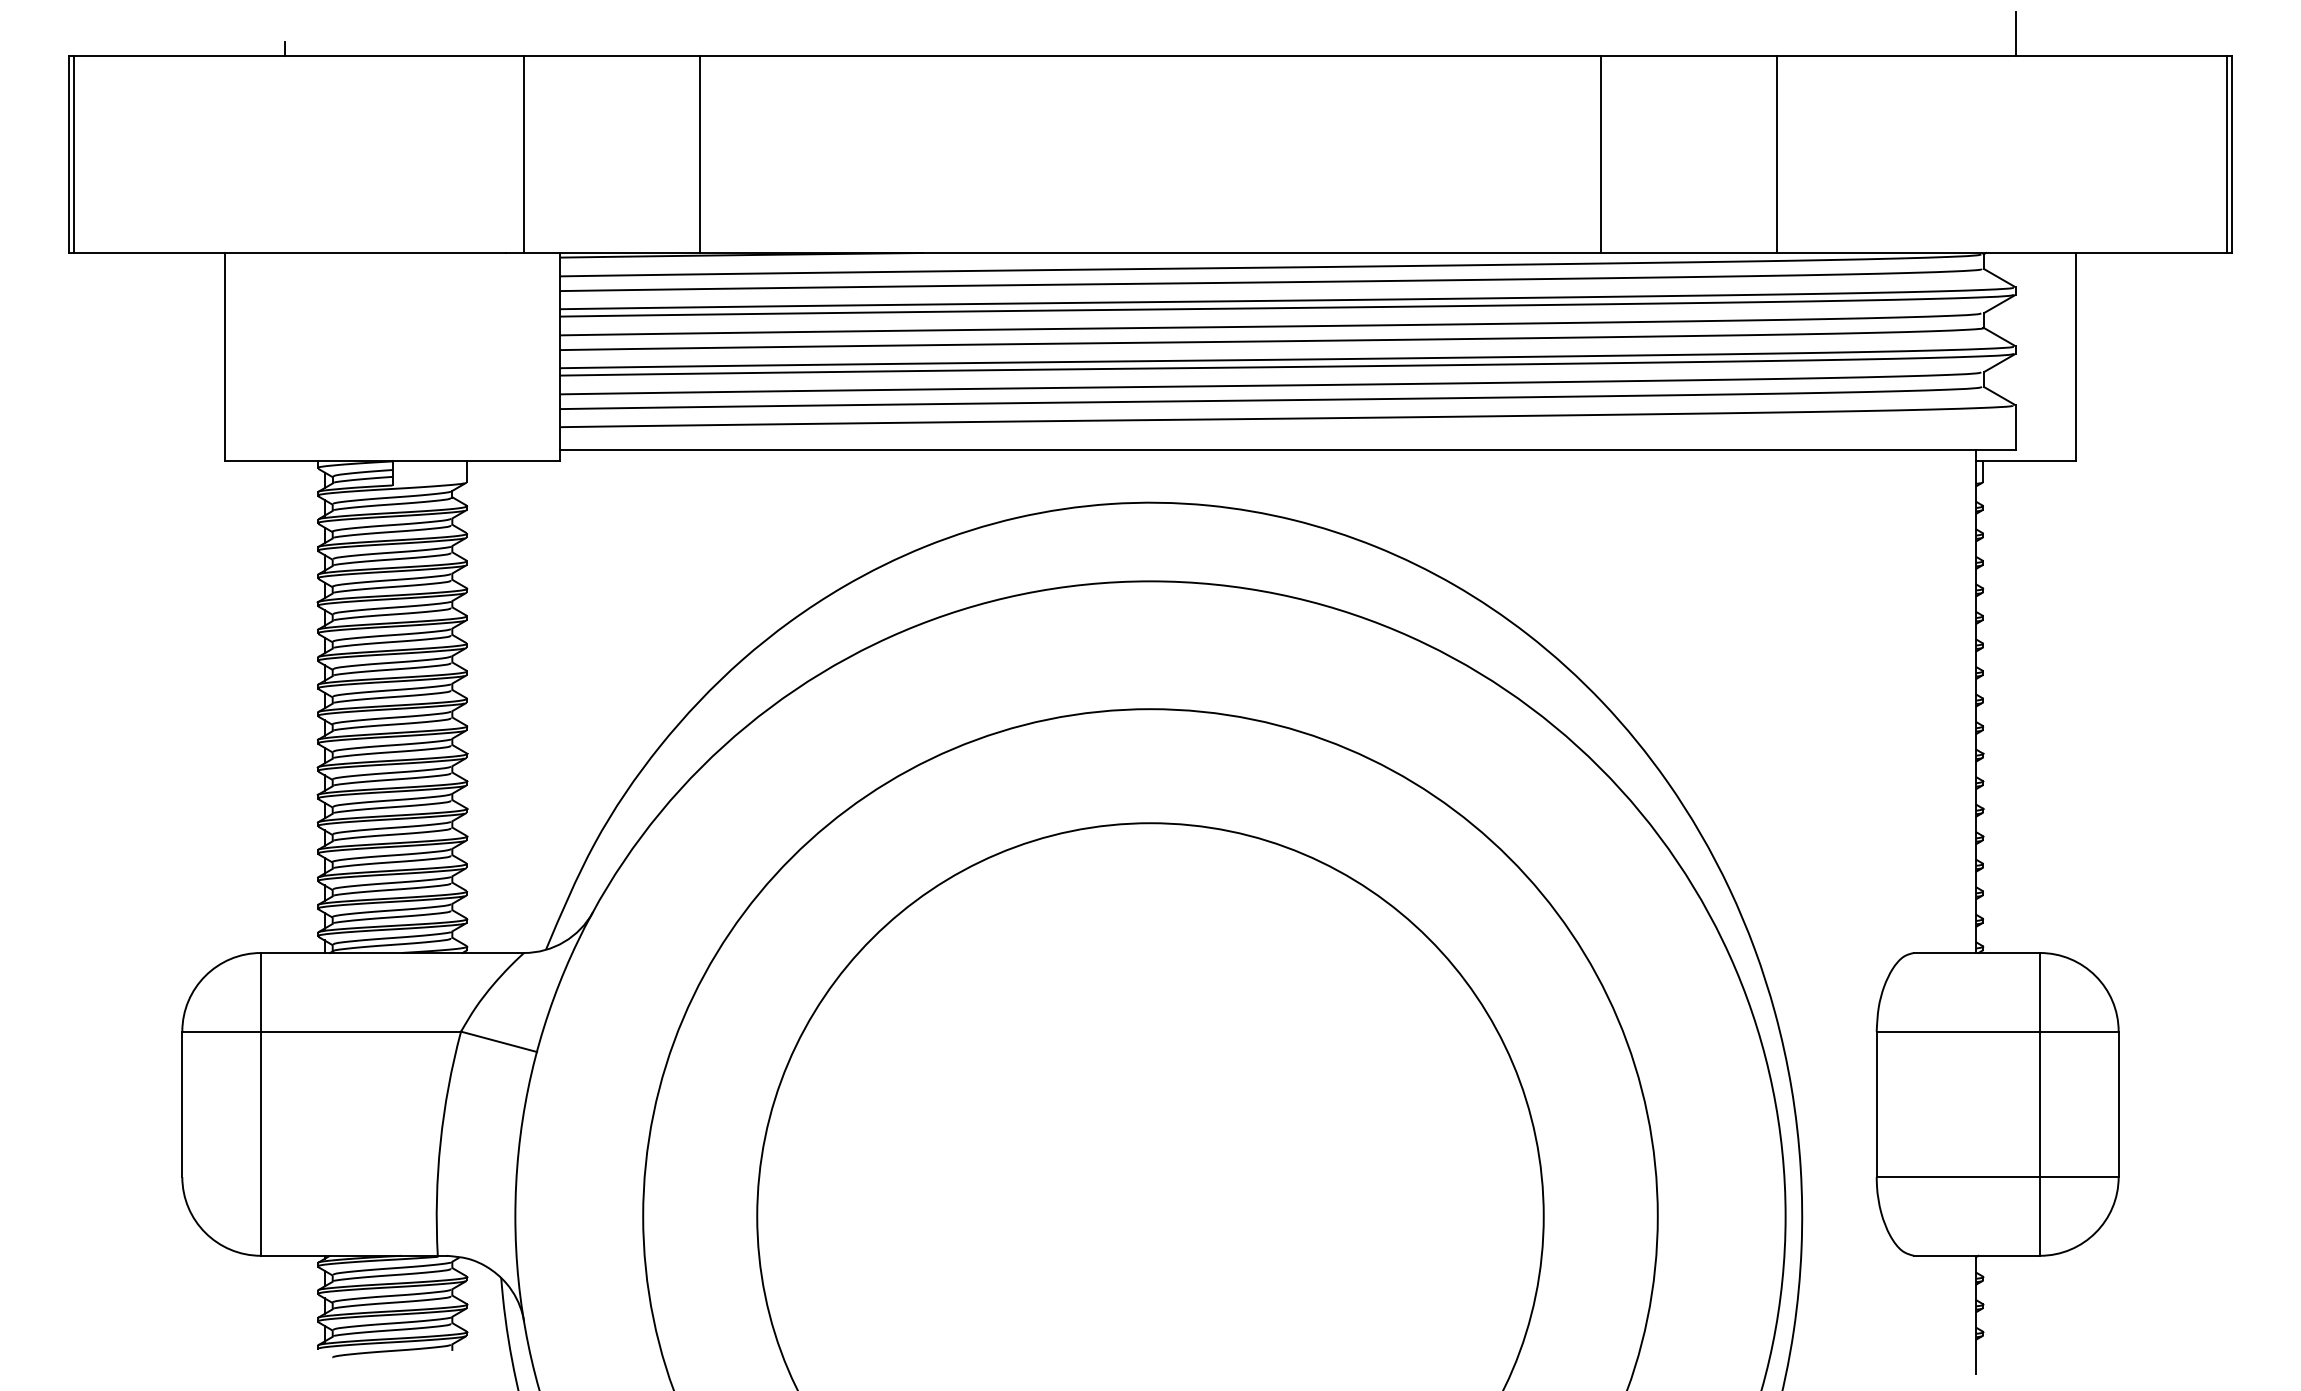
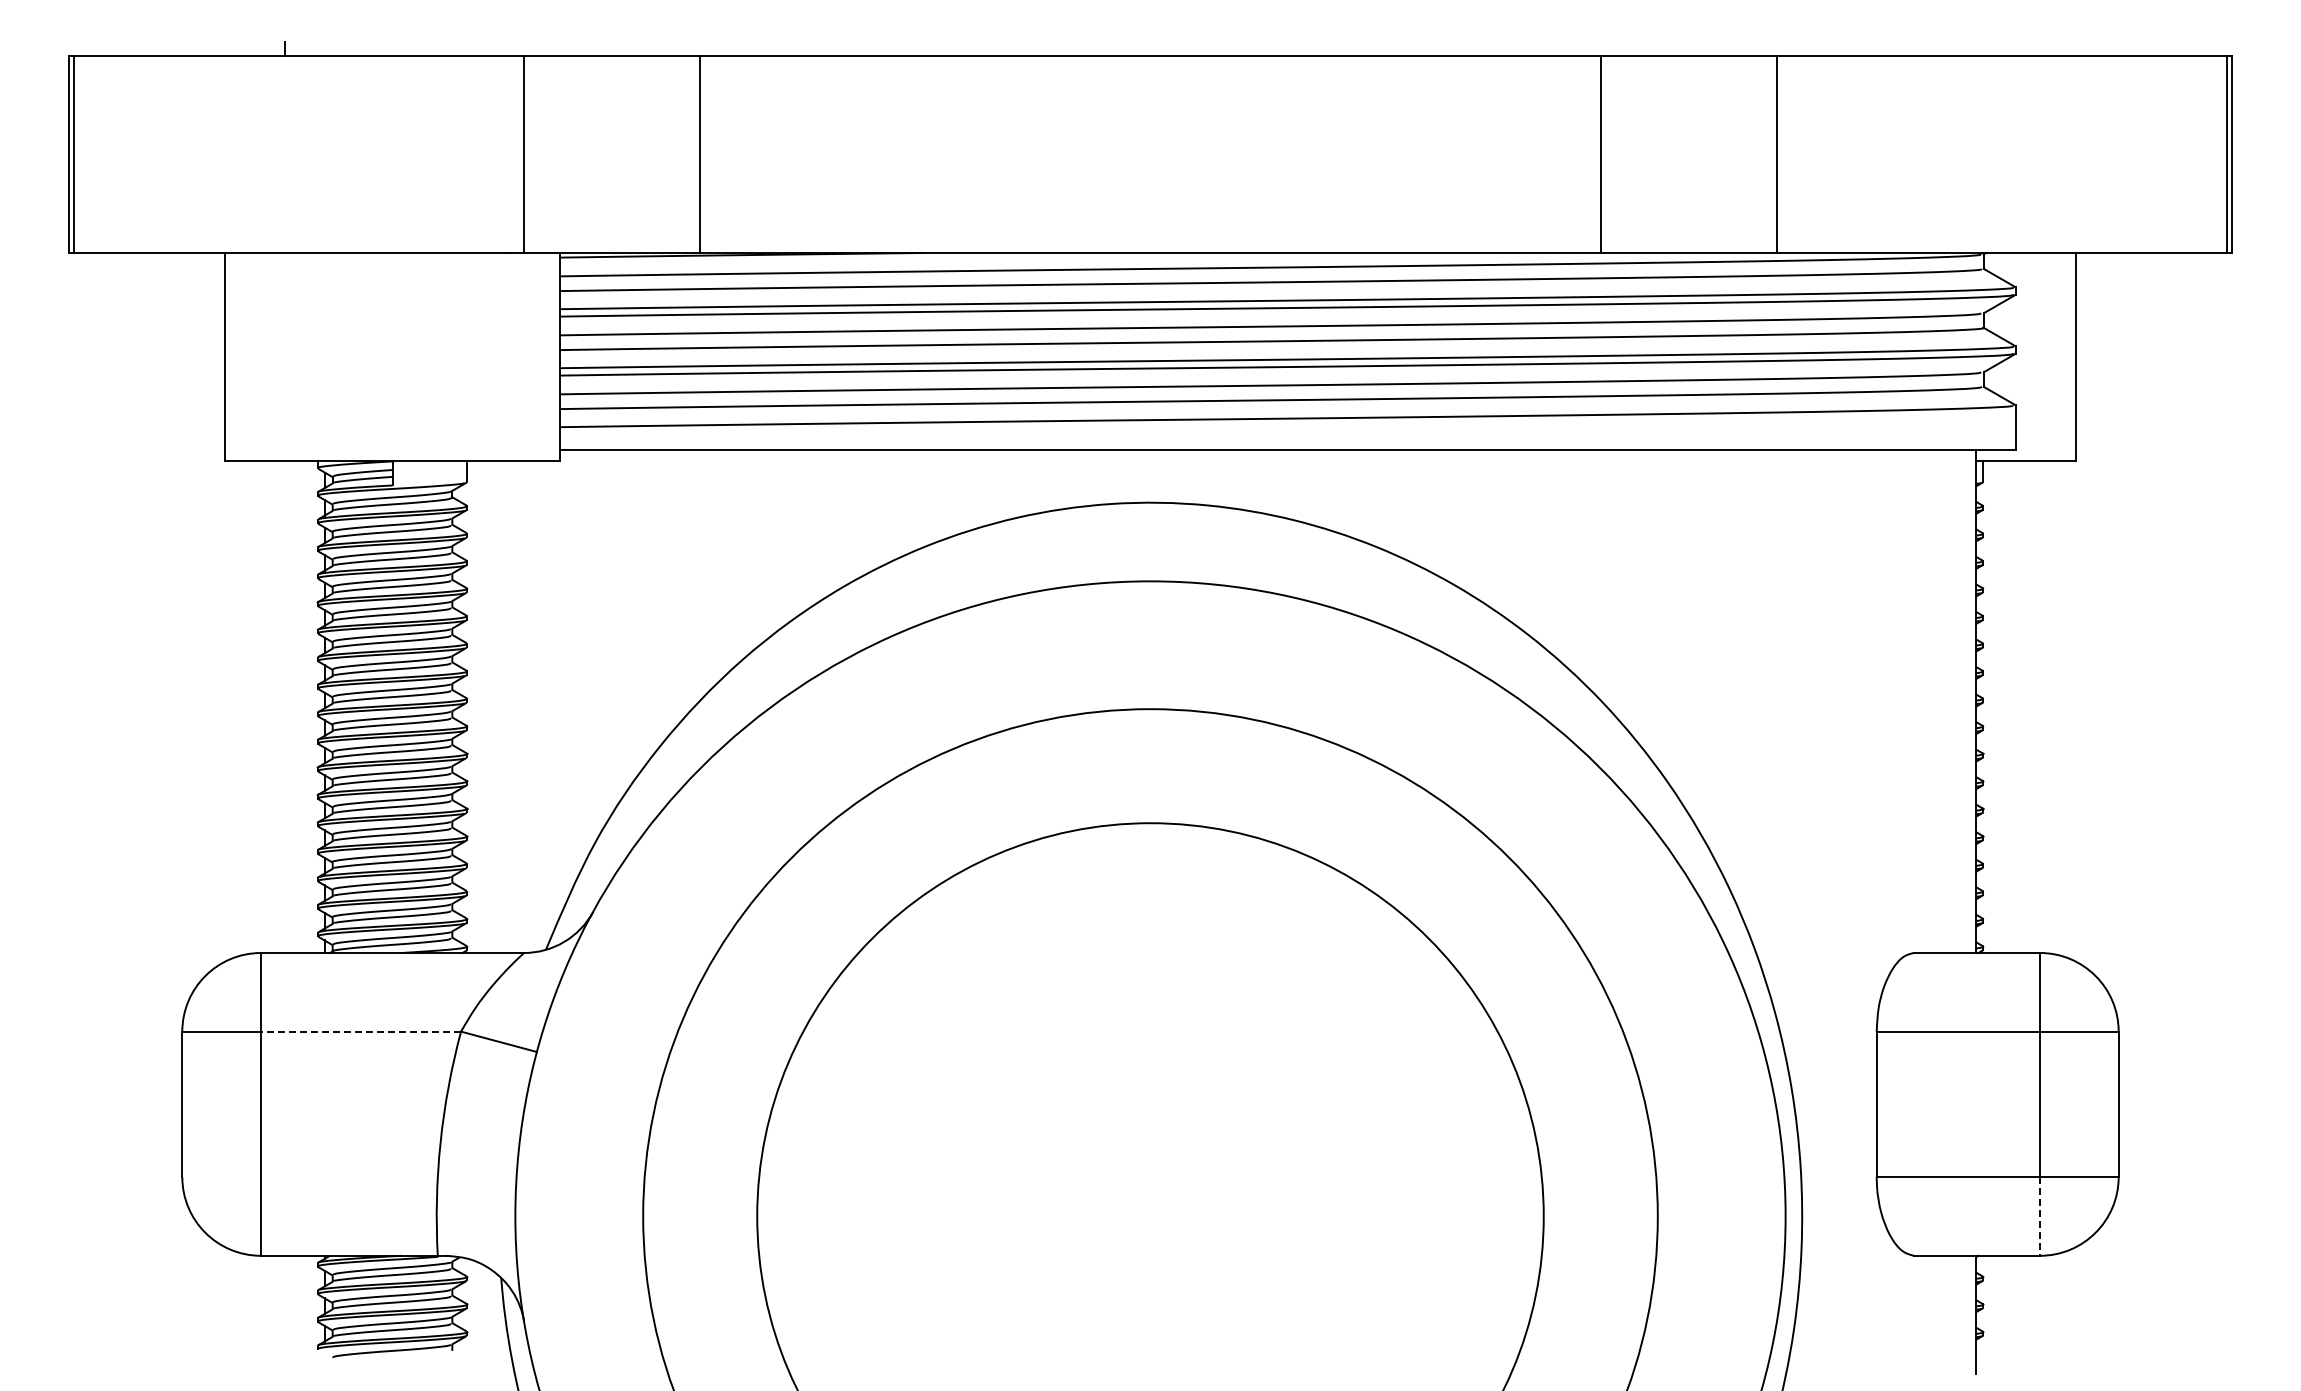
line: present -> none (2015, 34)
line: solid -> dashed (360, 1031)
line: solid -> dashed (2040, 1216)
